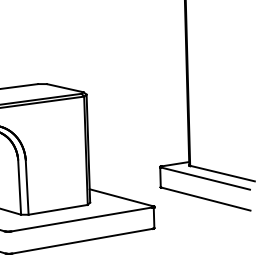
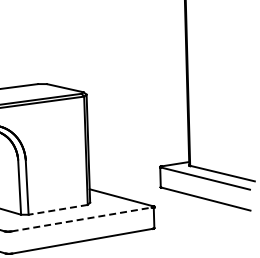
line: solid -> dashed (58, 209)
line: solid -> dashed (82, 219)
